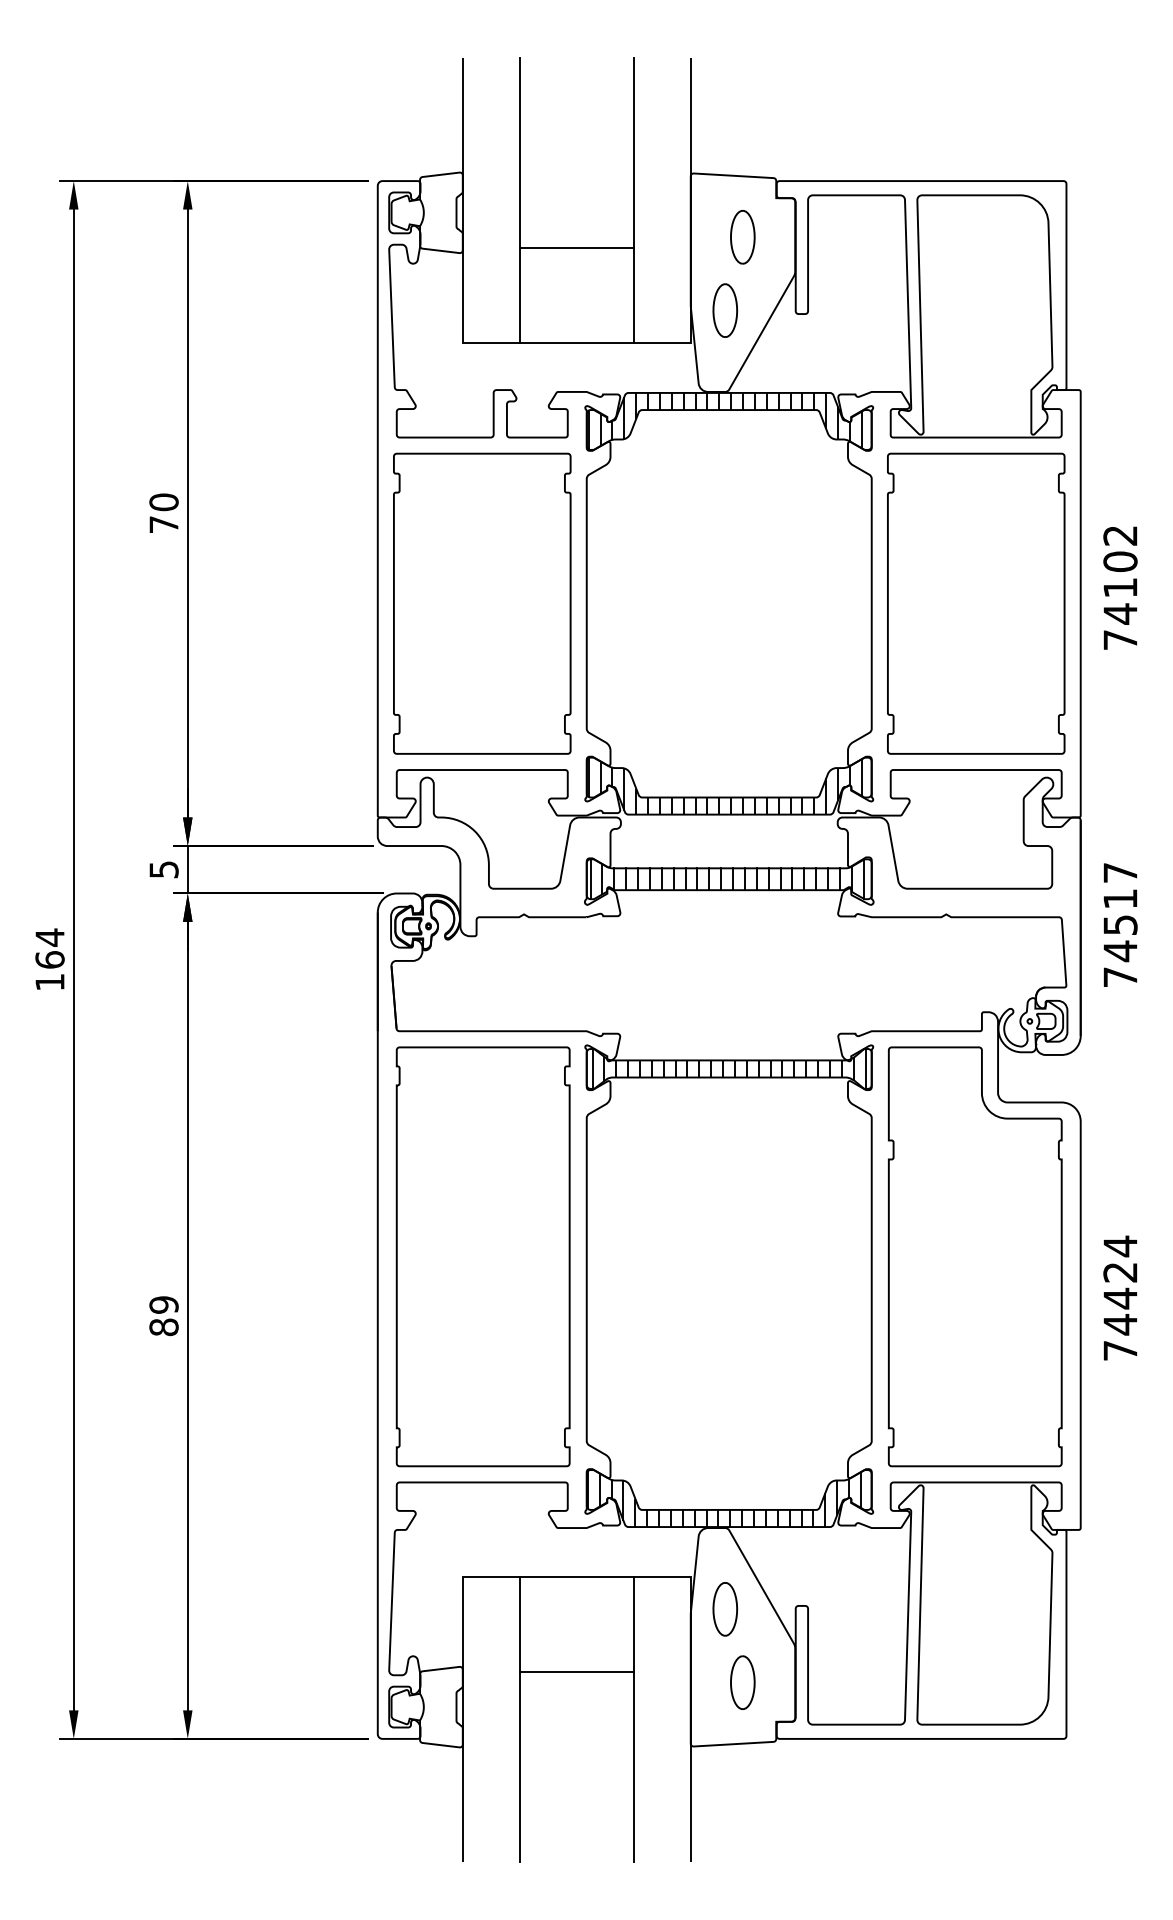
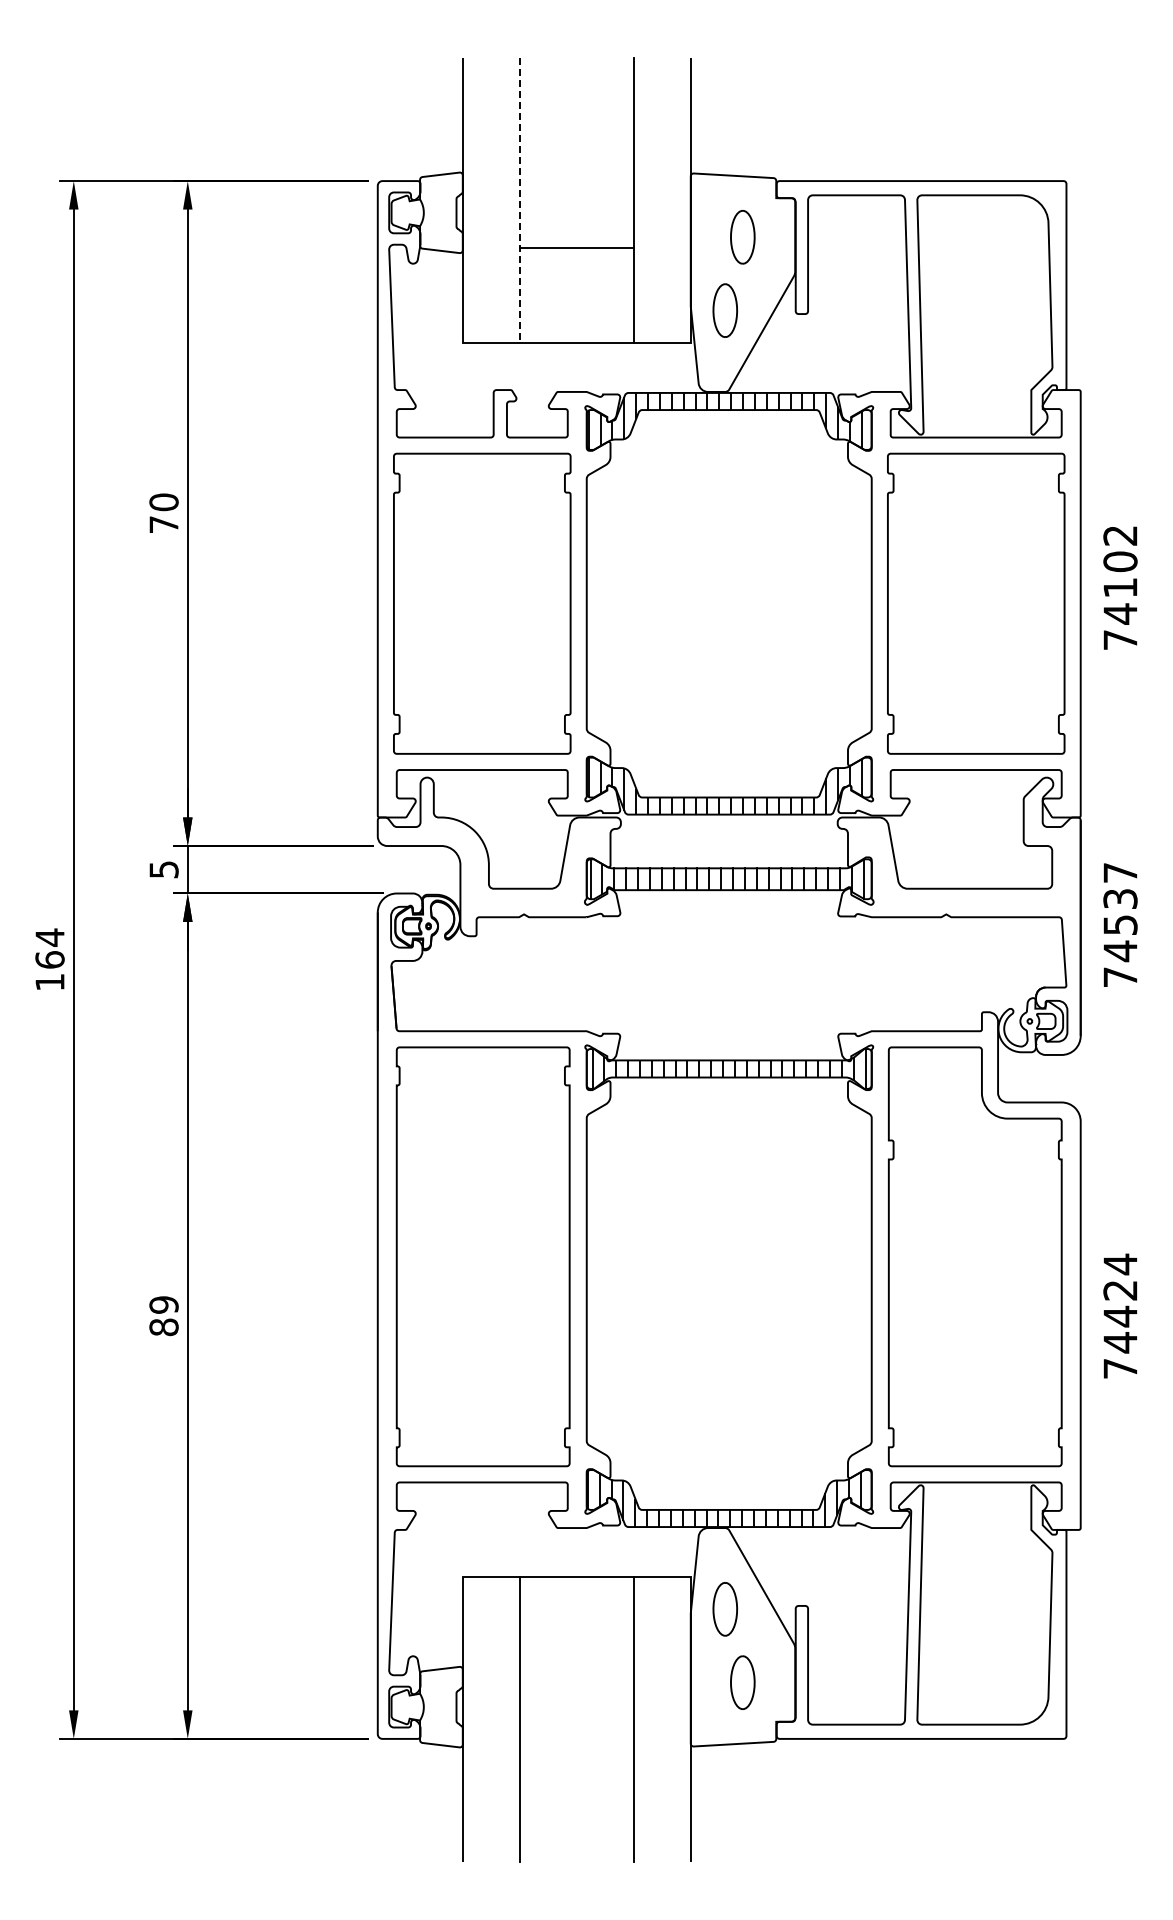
line: solid -> dashed (519, 200)
text: 74517 -> 74537 (1120, 898)
text position: (1120, 1297) -> (1120, 1315) (1120, 1315)
line: present -> none (576, 1672)
